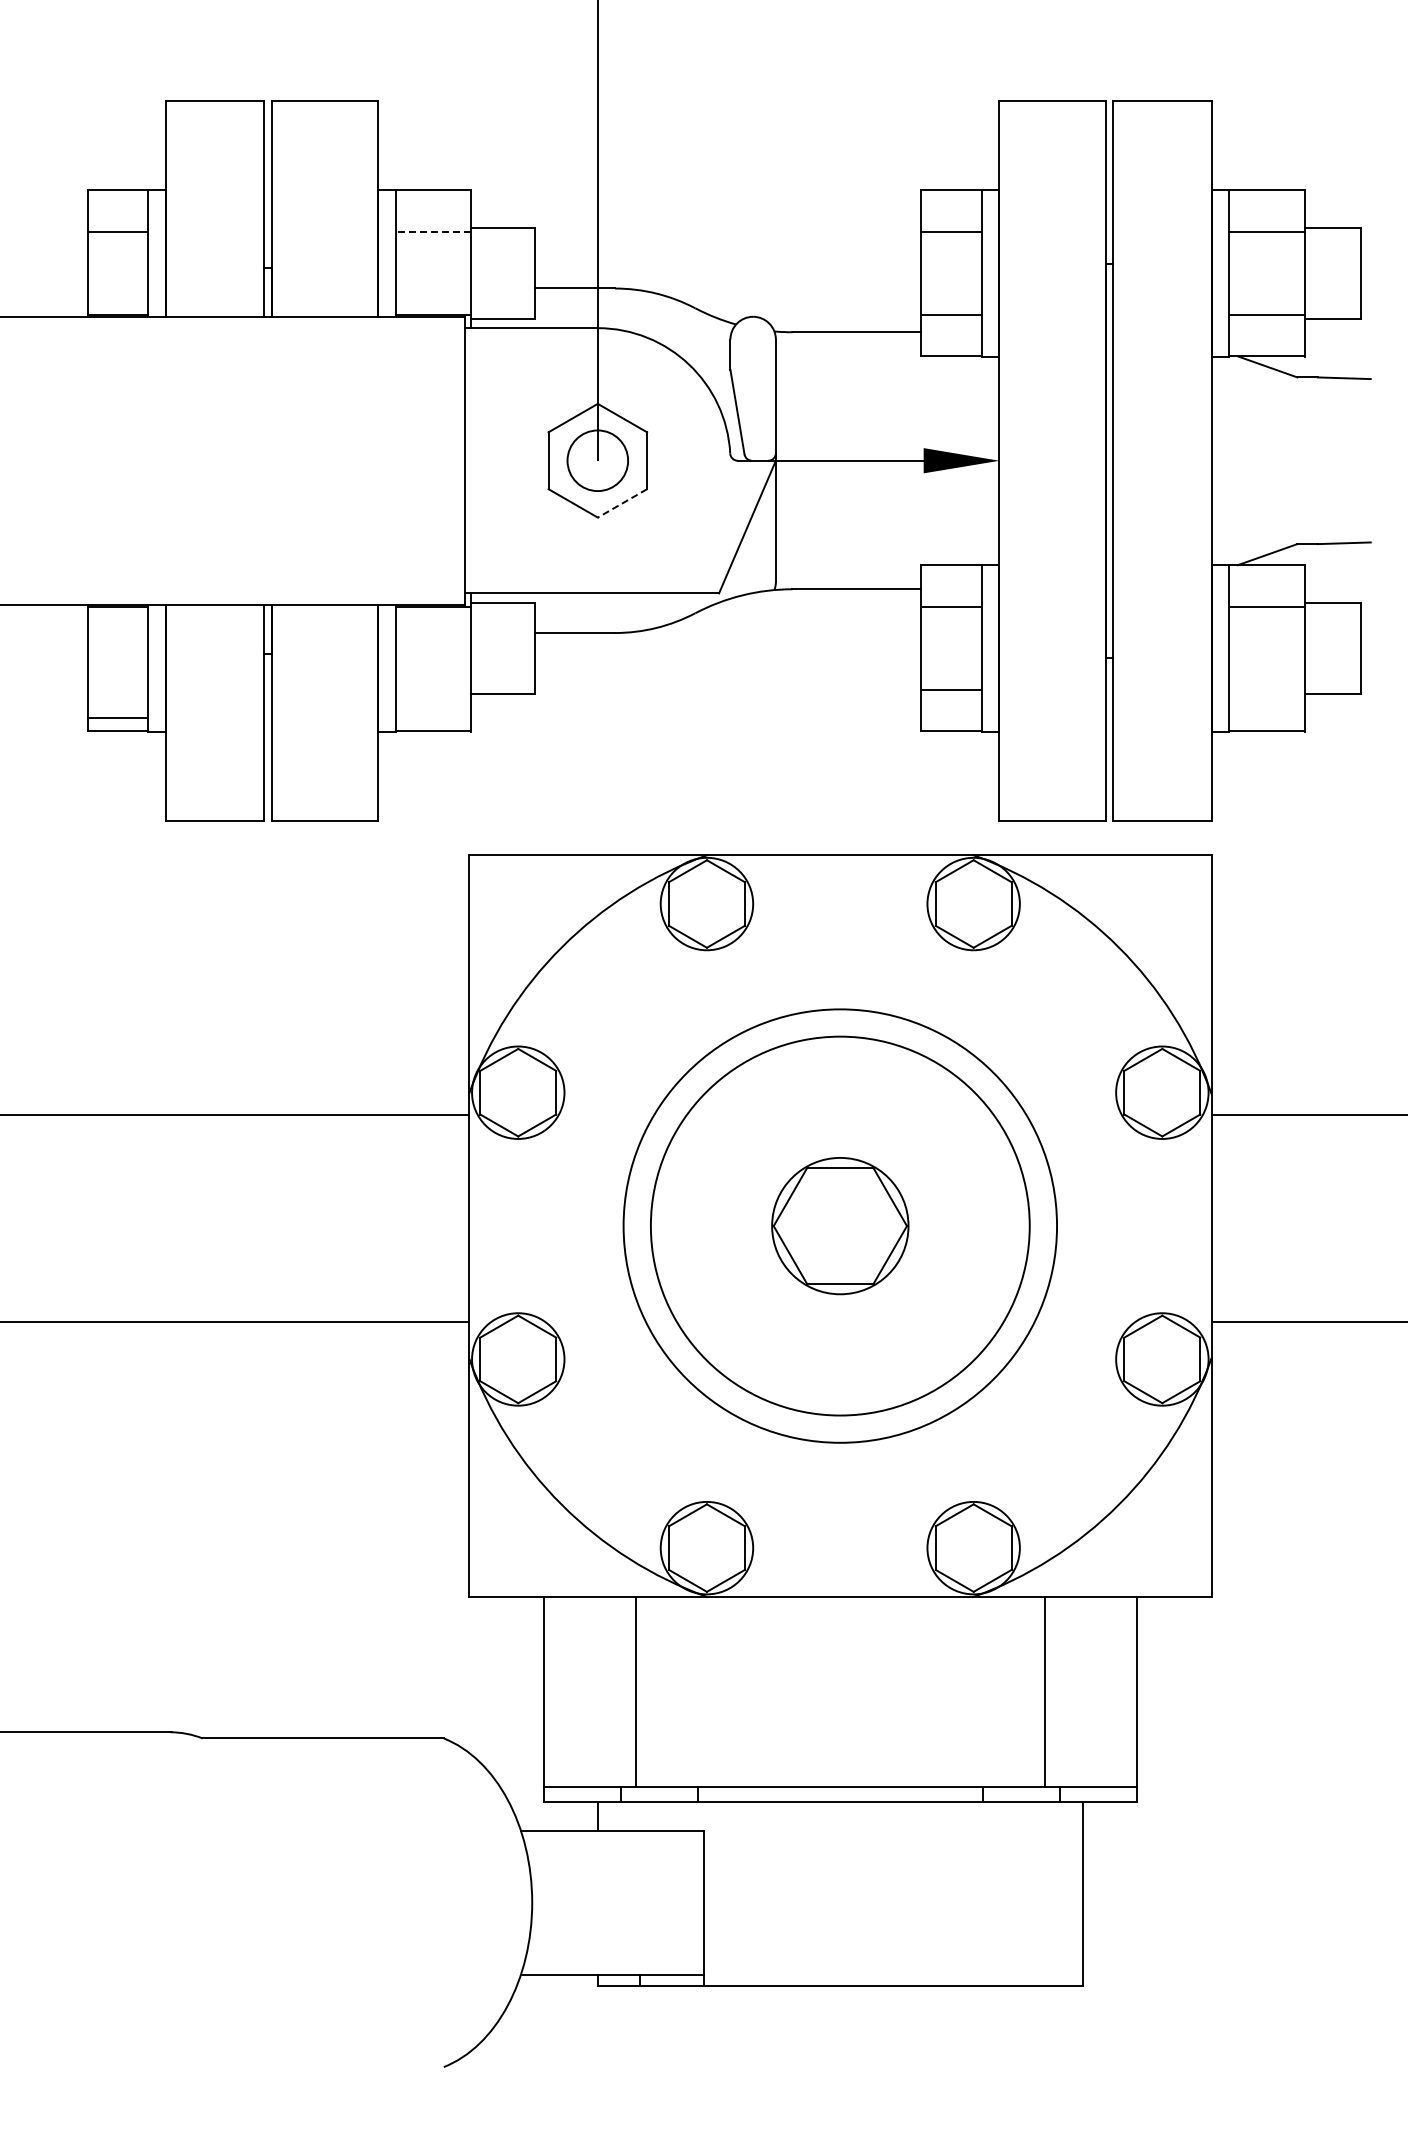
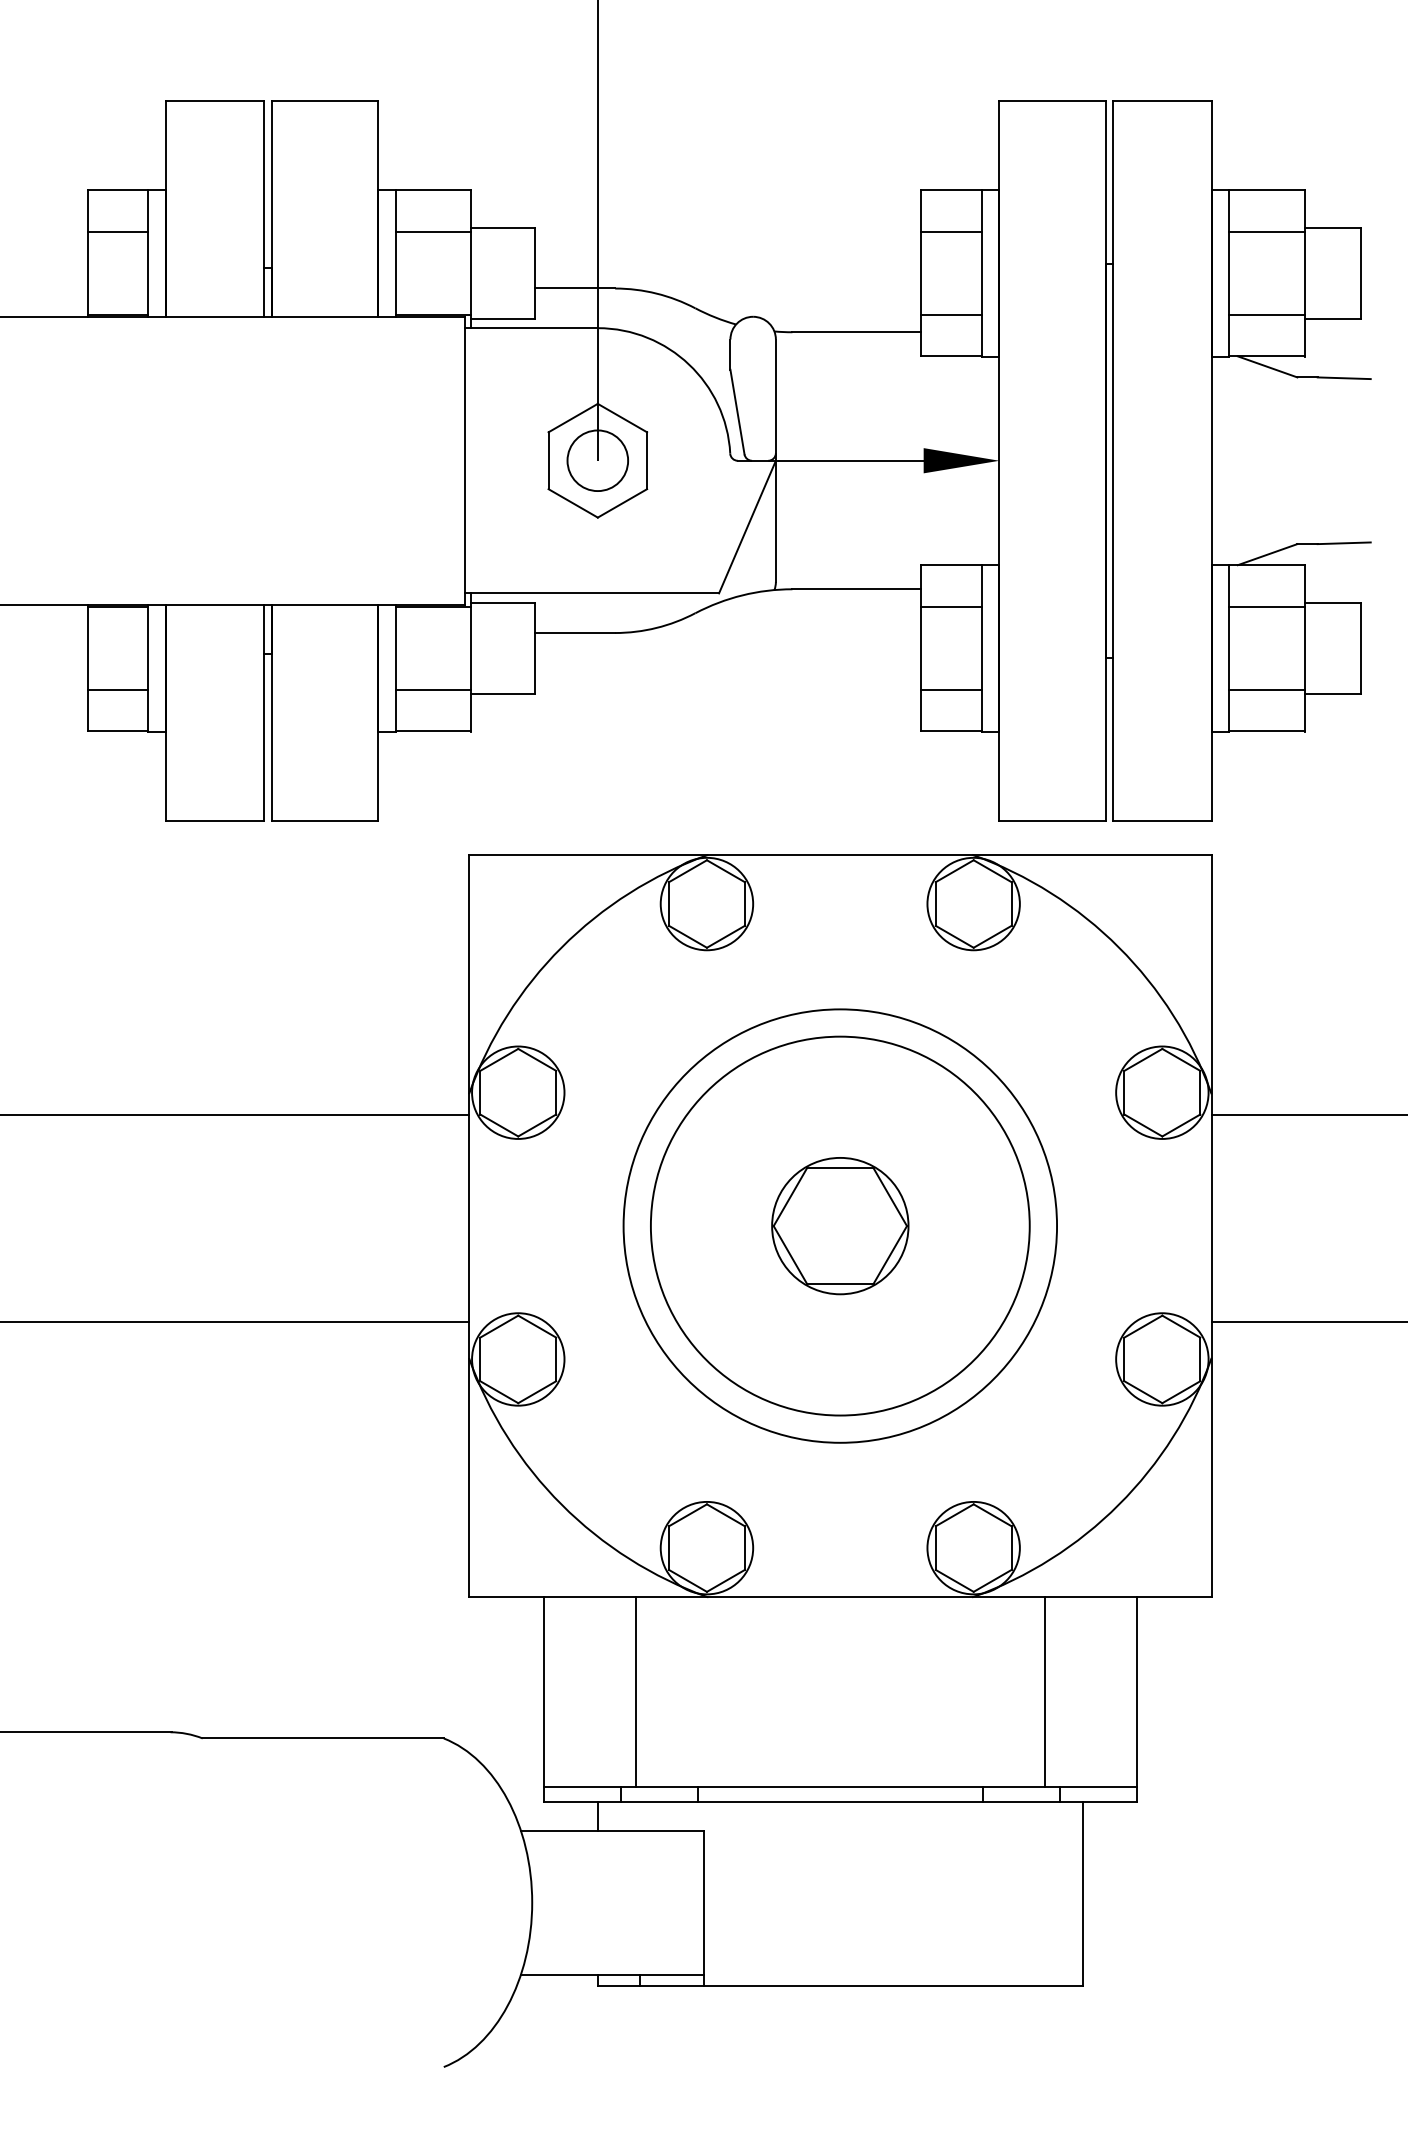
line: dashed -> solid (433, 231)
line: dashed -> solid (622, 503)
line: none -> present (433, 689)
line: none -> present (1266, 689)
line position: (117, 717) -> (117, 689) (117, 689)
